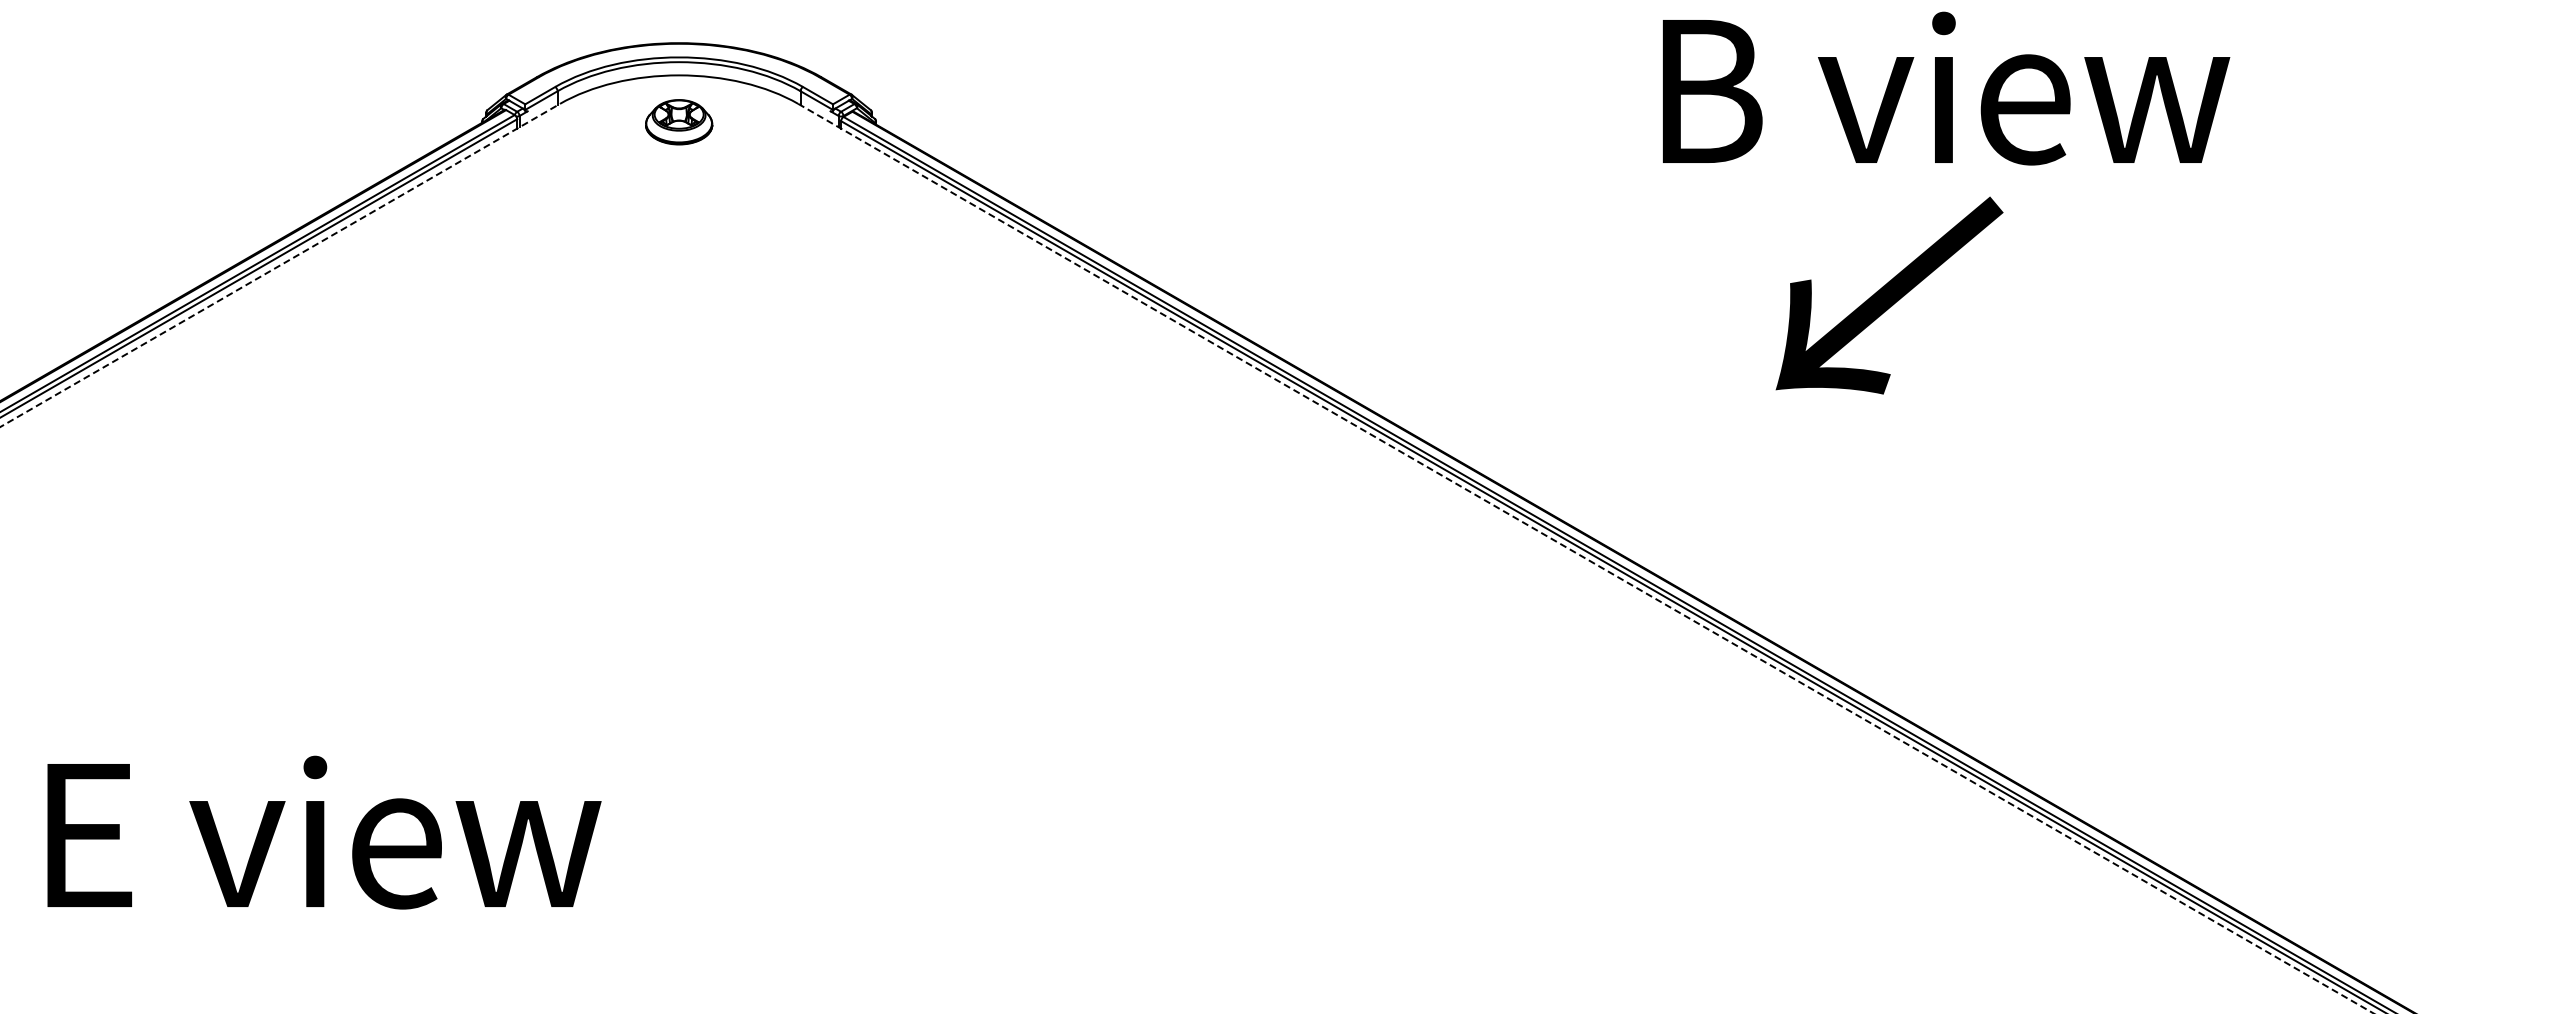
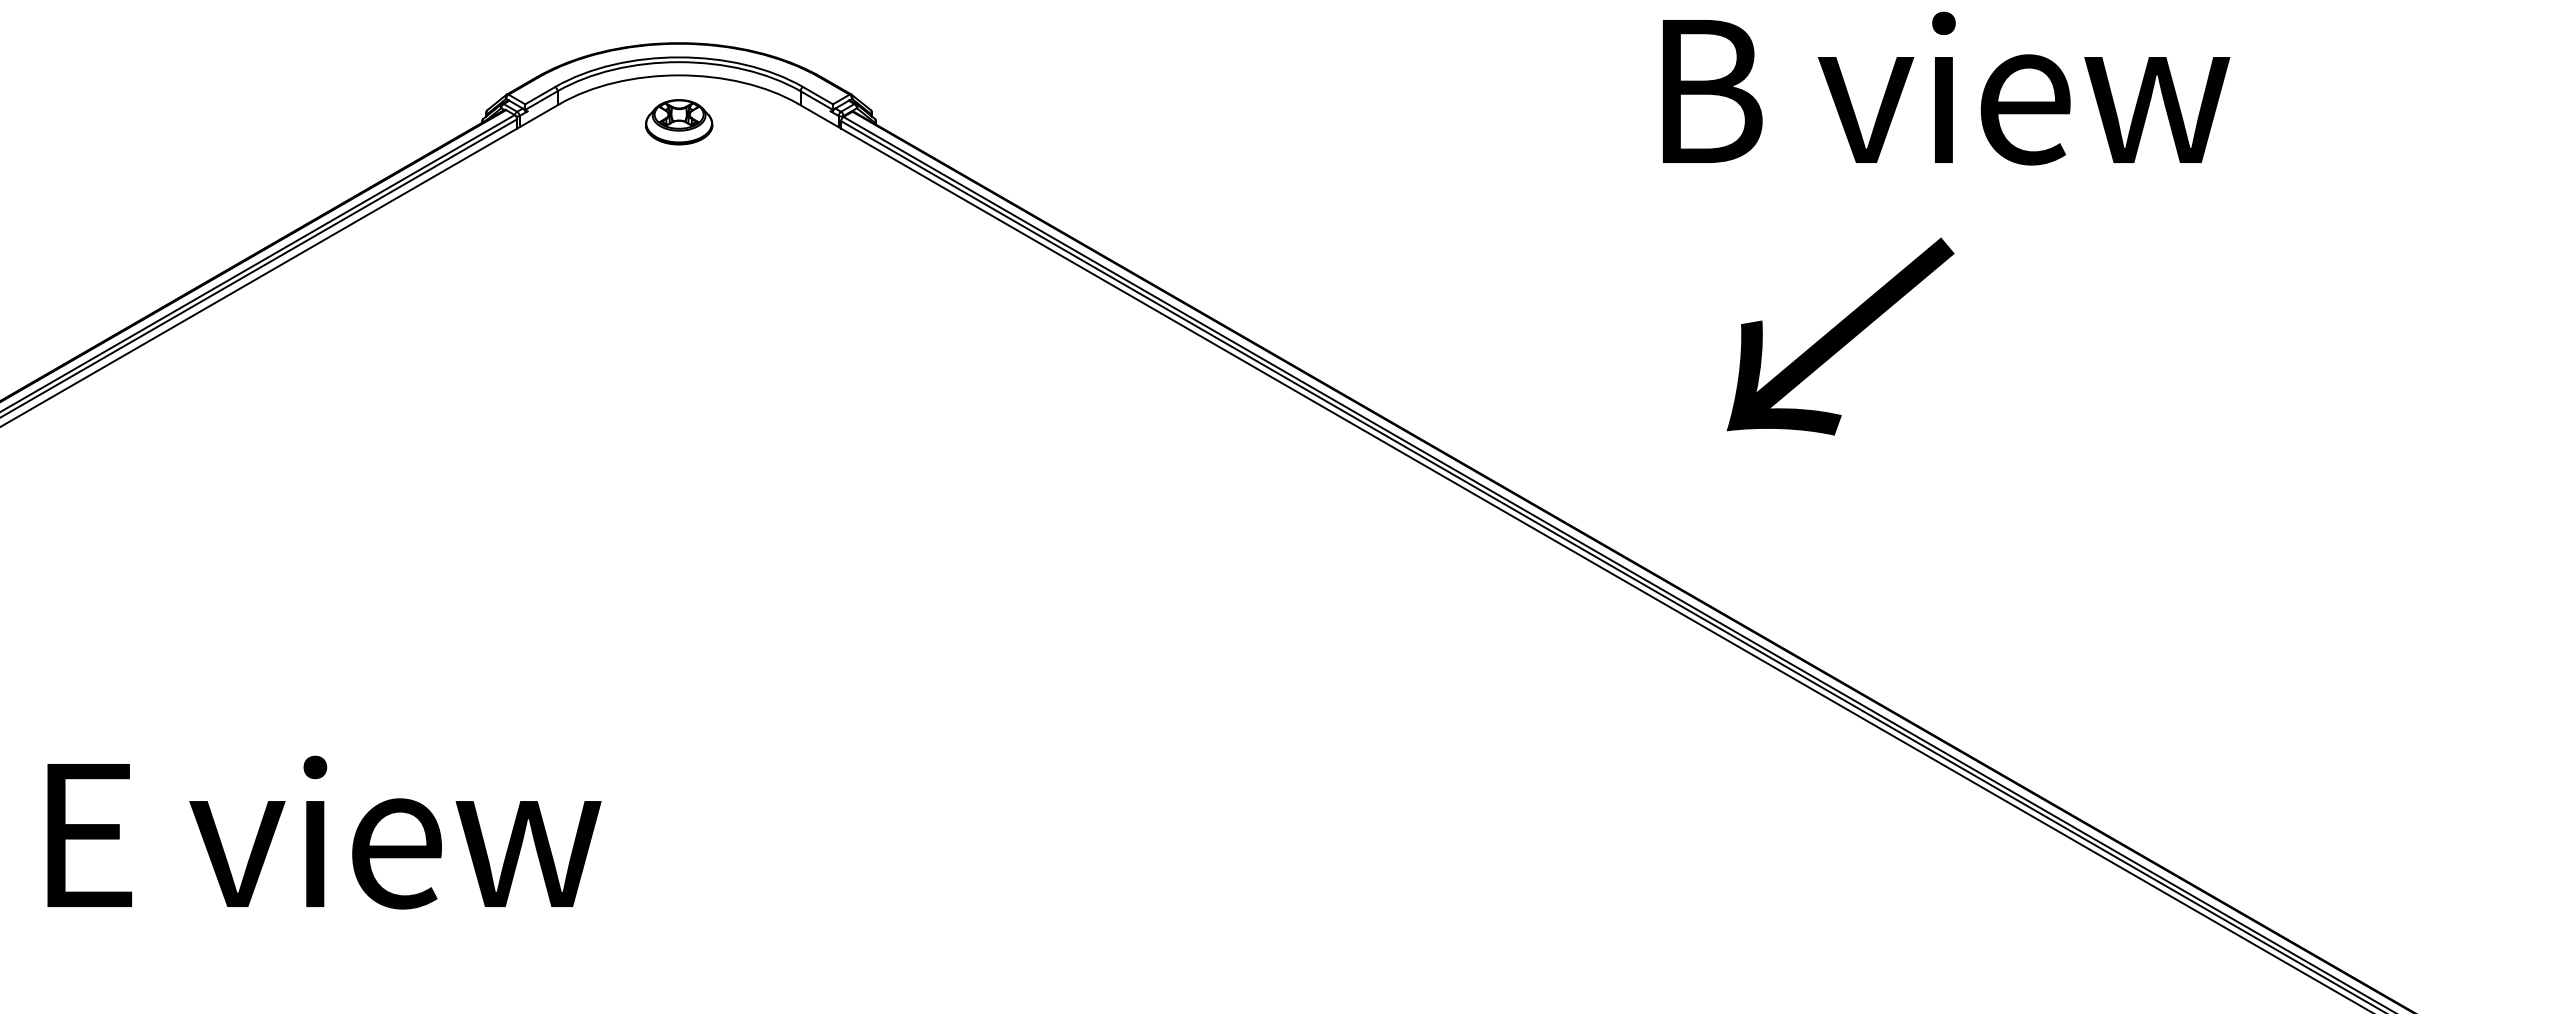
line: dashed -> solid (280, 265)
text position: (1889, 295) -> (1840, 336) (1840, 336)
line: dashed -> solid (1586, 558)
